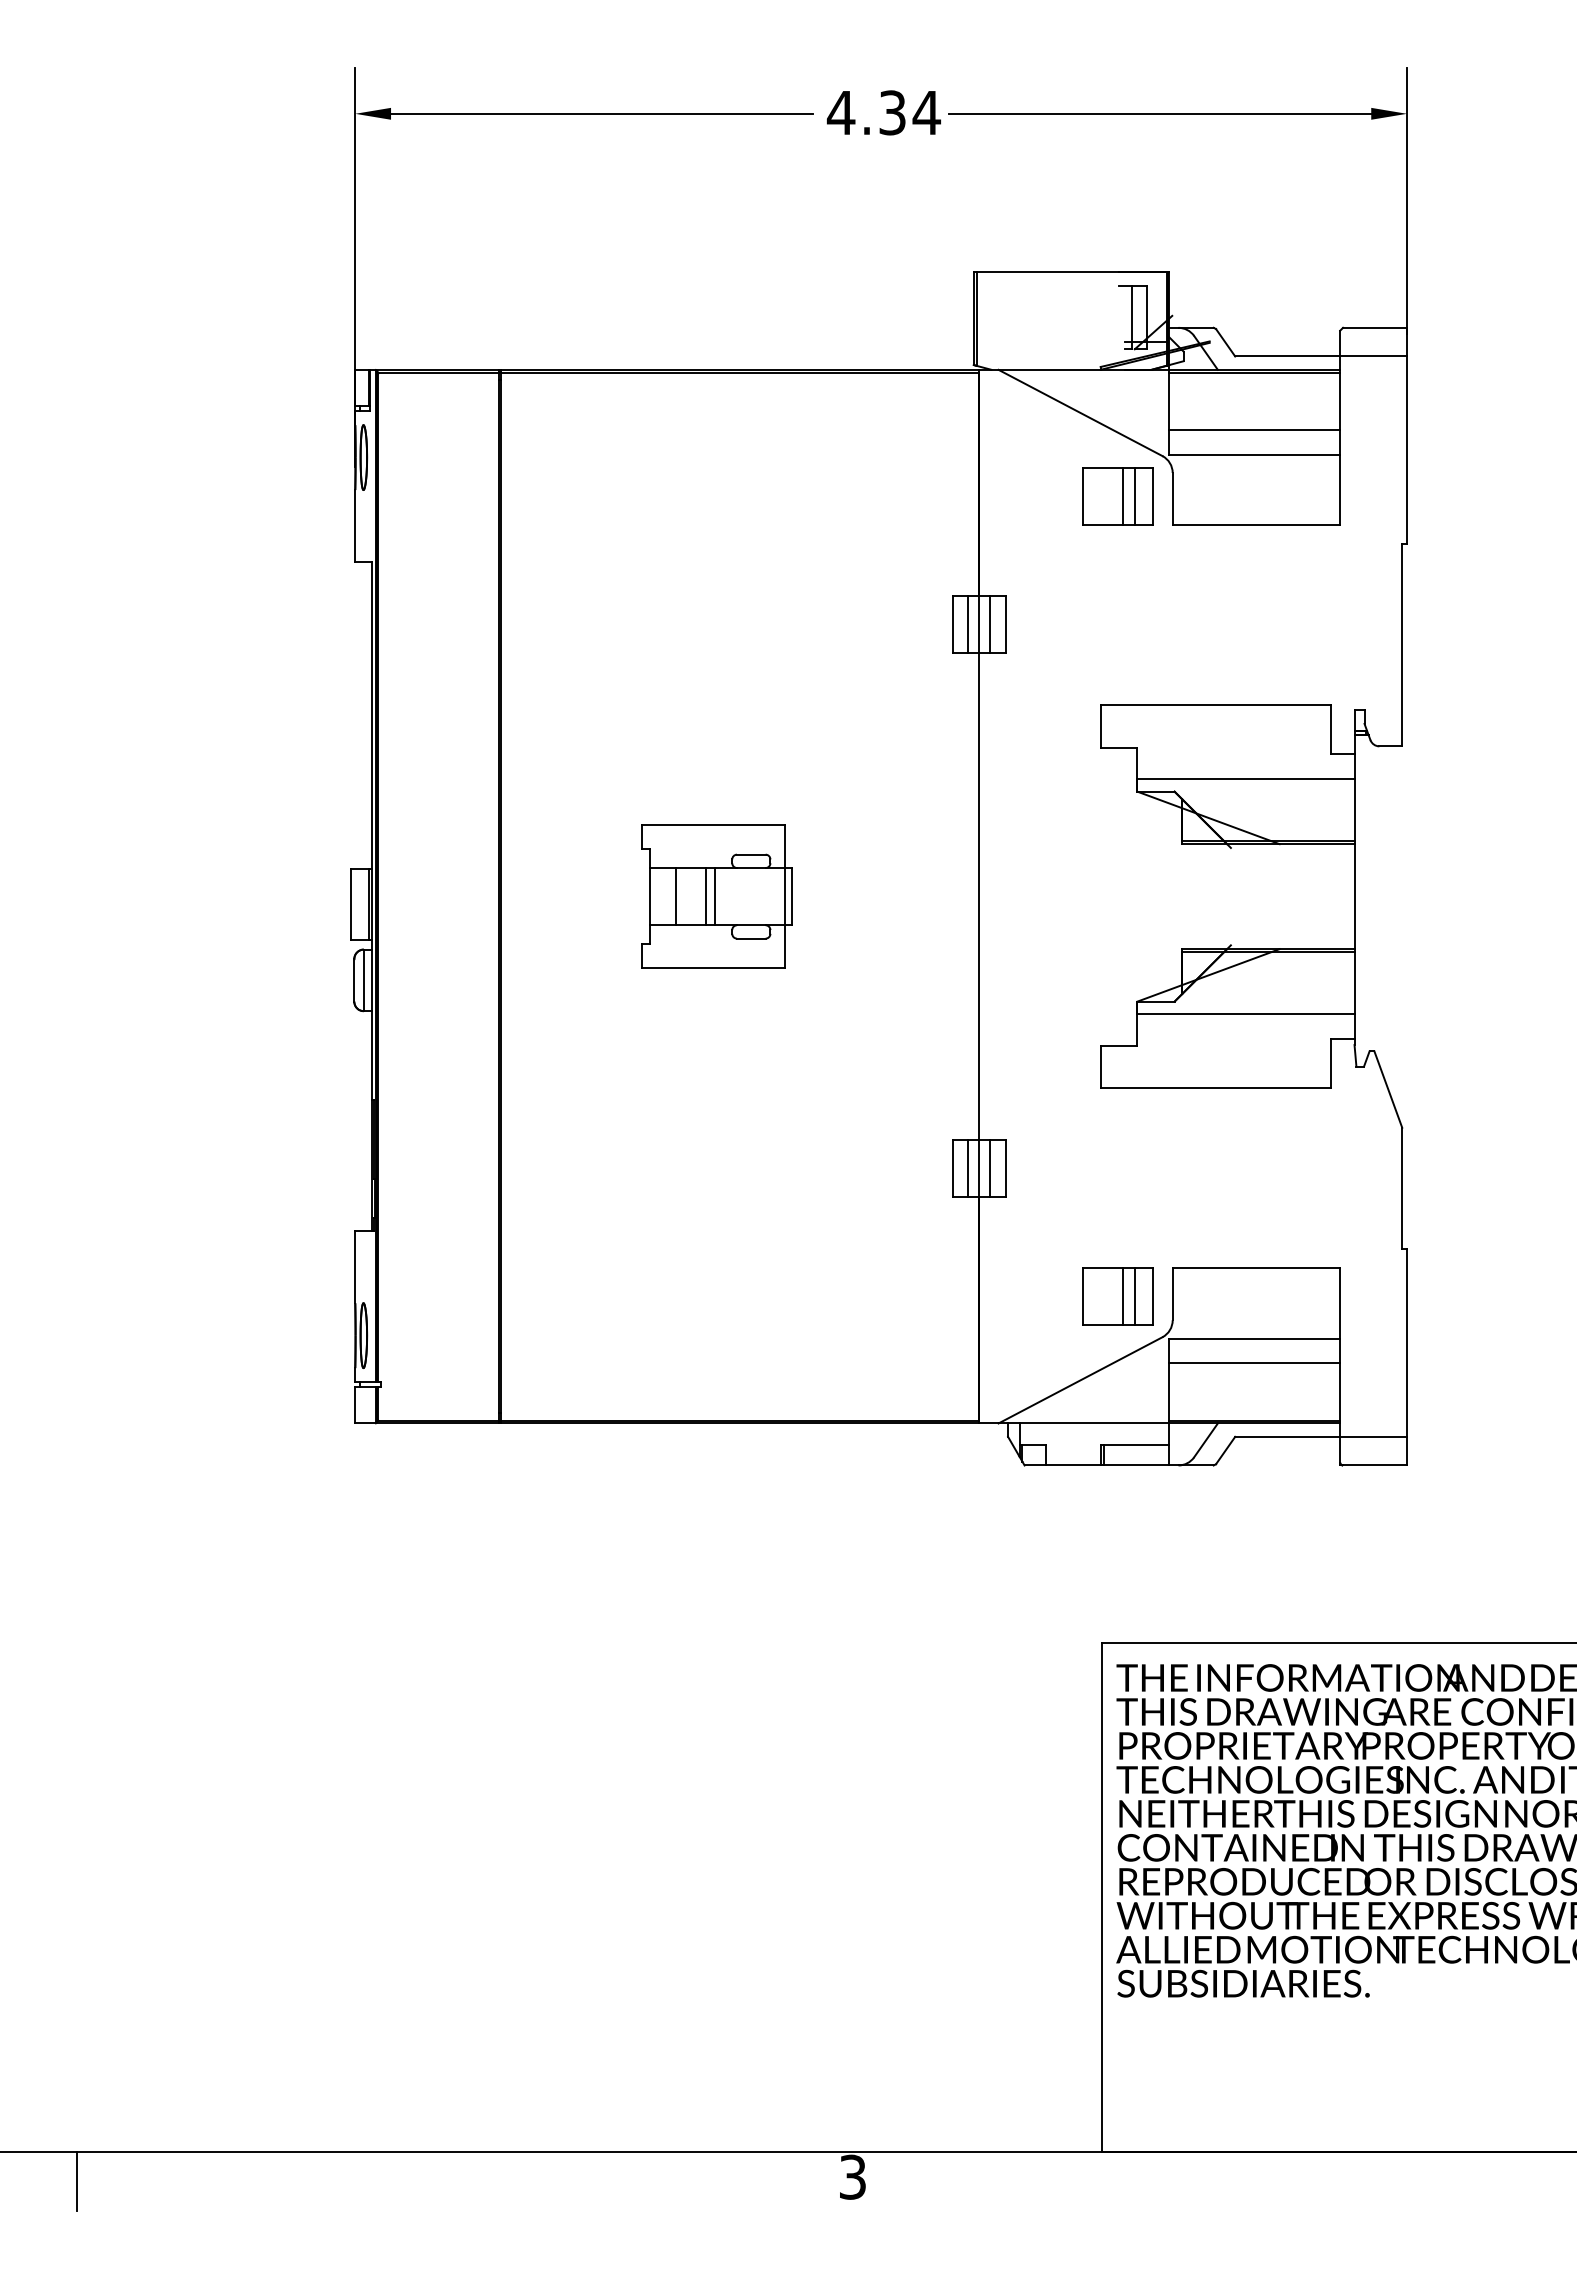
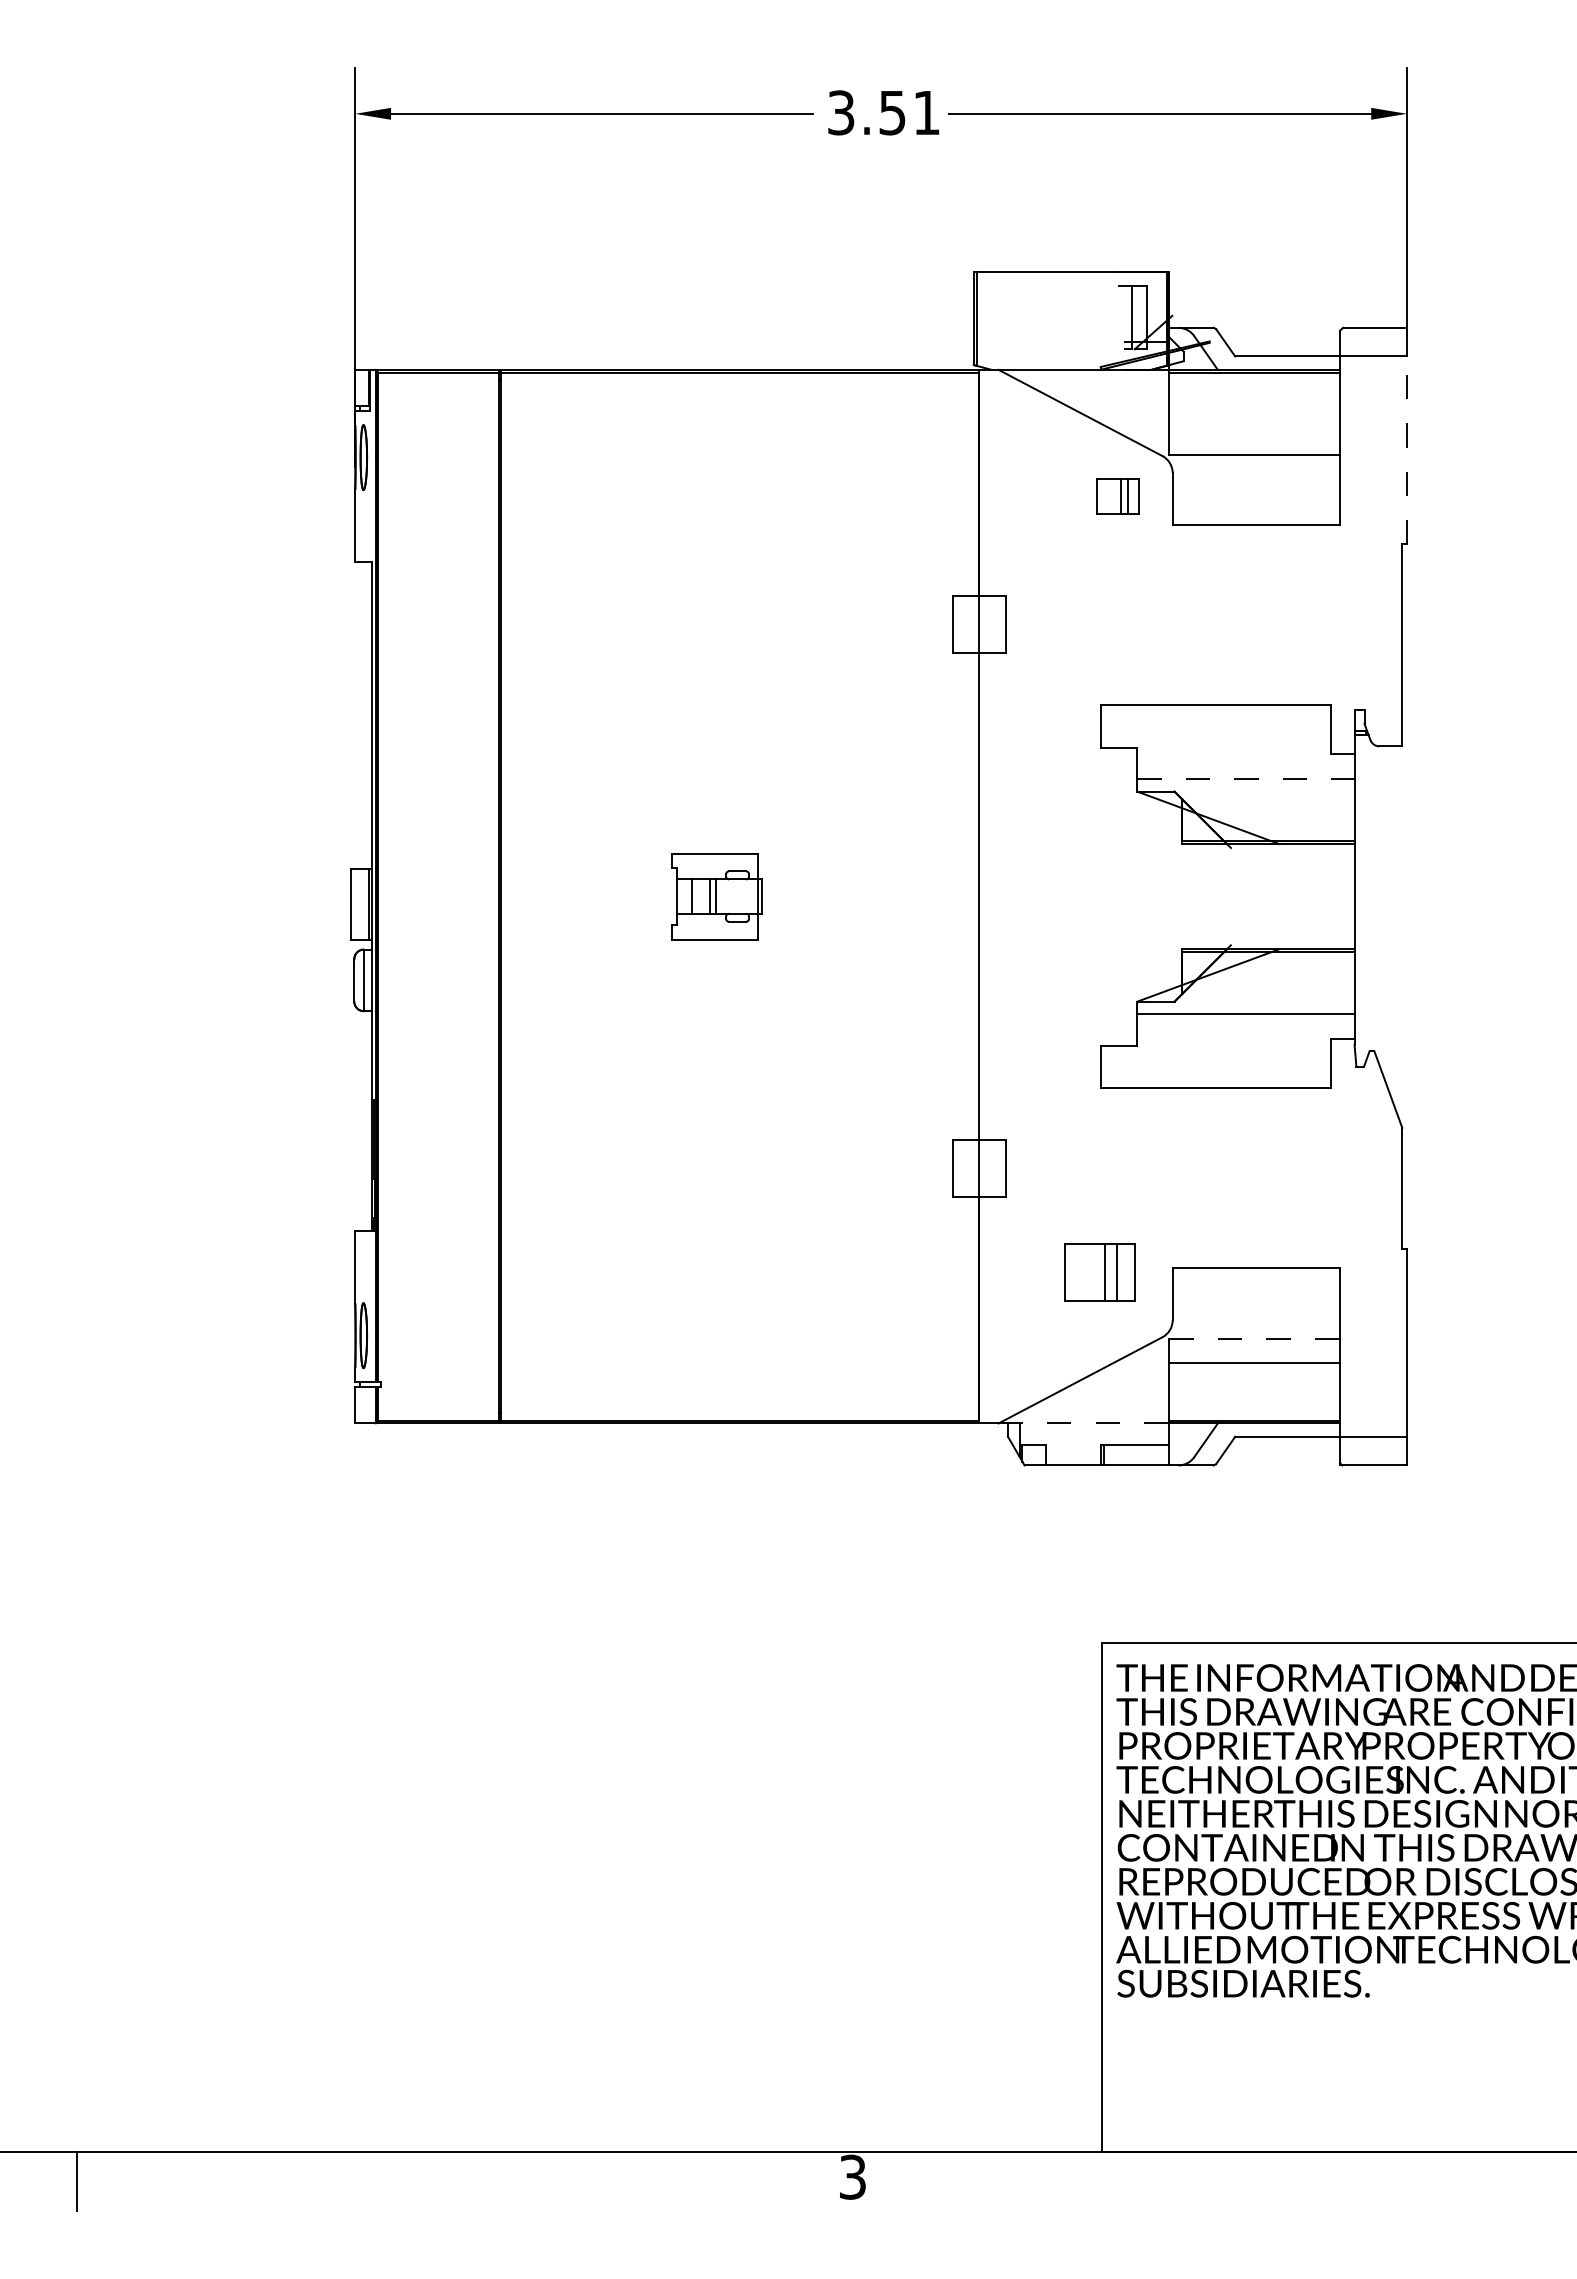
text: 4.34 -> 3.51 (883, 112)
line: present -> none (1254, 429)
line: solid -> dashed (1407, 450)
part size: 72x59 px -> 44x37 px (1117, 496)
line: present -> none (968, 624)
line: present -> none (990, 624)
line: solid -> dashed (1245, 778)
part size: 152x145 px -> 92x88 px (716, 896)
line: present -> none (968, 1168)
line: present -> none (990, 1168)
part position: (1117, 1296) -> (1099, 1272) (1099, 1272)
line: solid -> dashed (1255, 1338)
line: solid -> dashed (1084, 1423)
